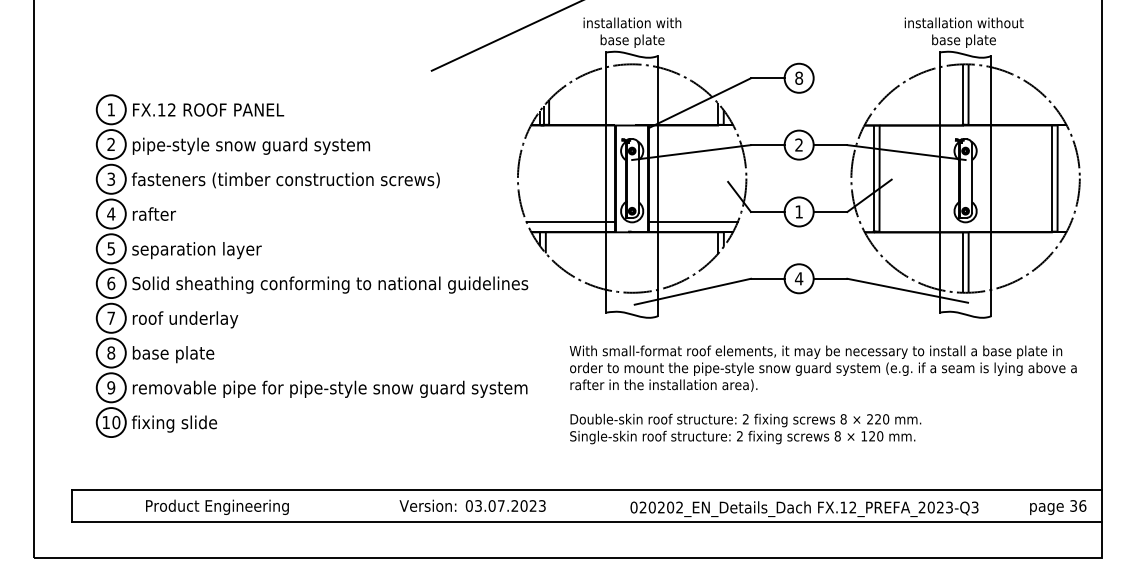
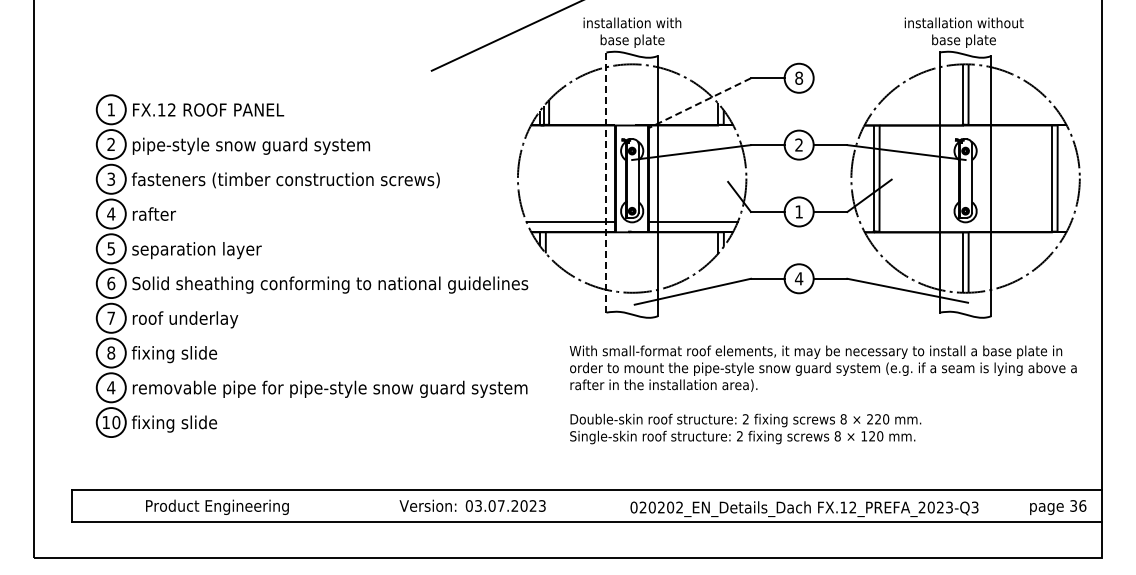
line: solid -> dashed (700, 103)
line: solid -> dashed (606, 182)
text: base plate -> fixing slide (174, 354)
text: 9 -> 4 (111, 387)
